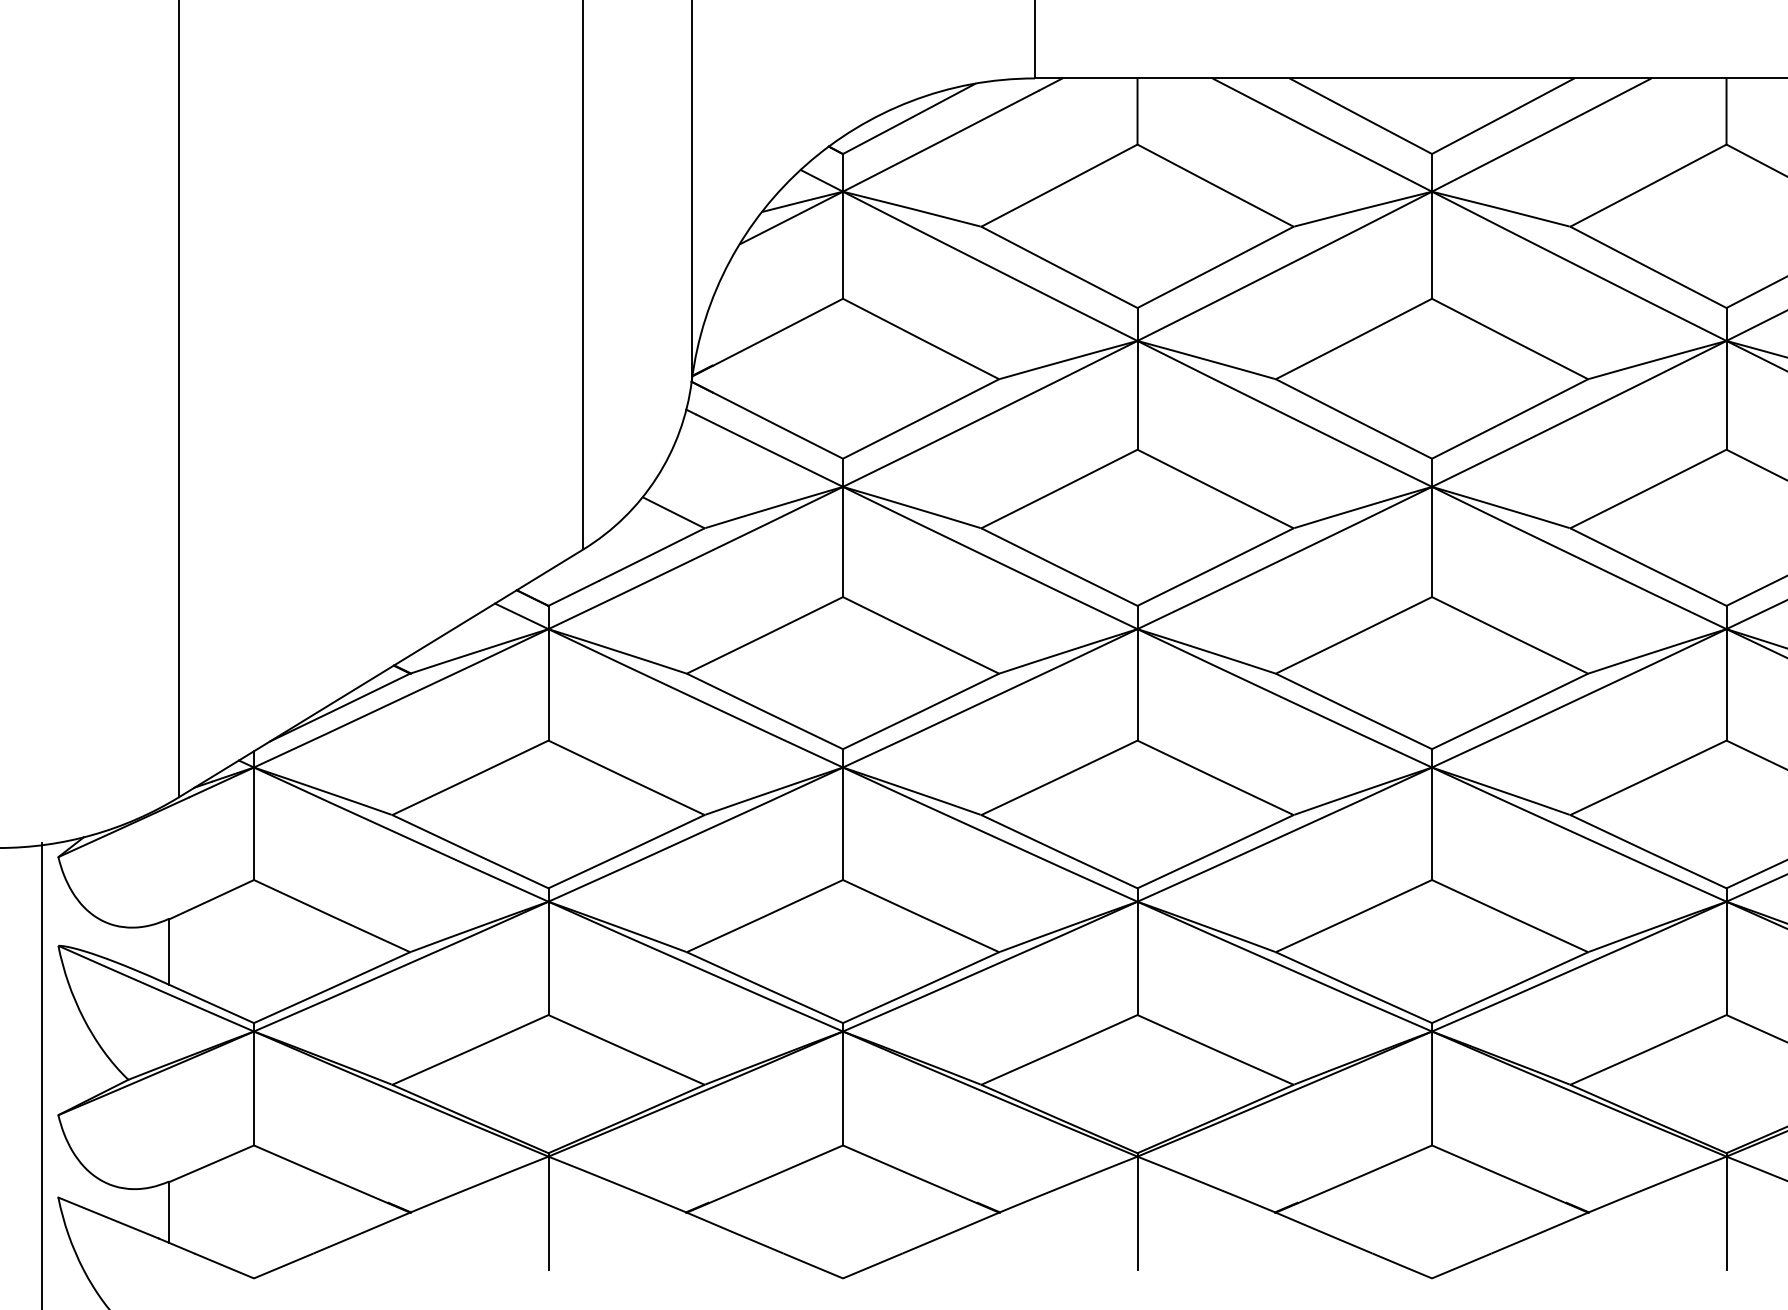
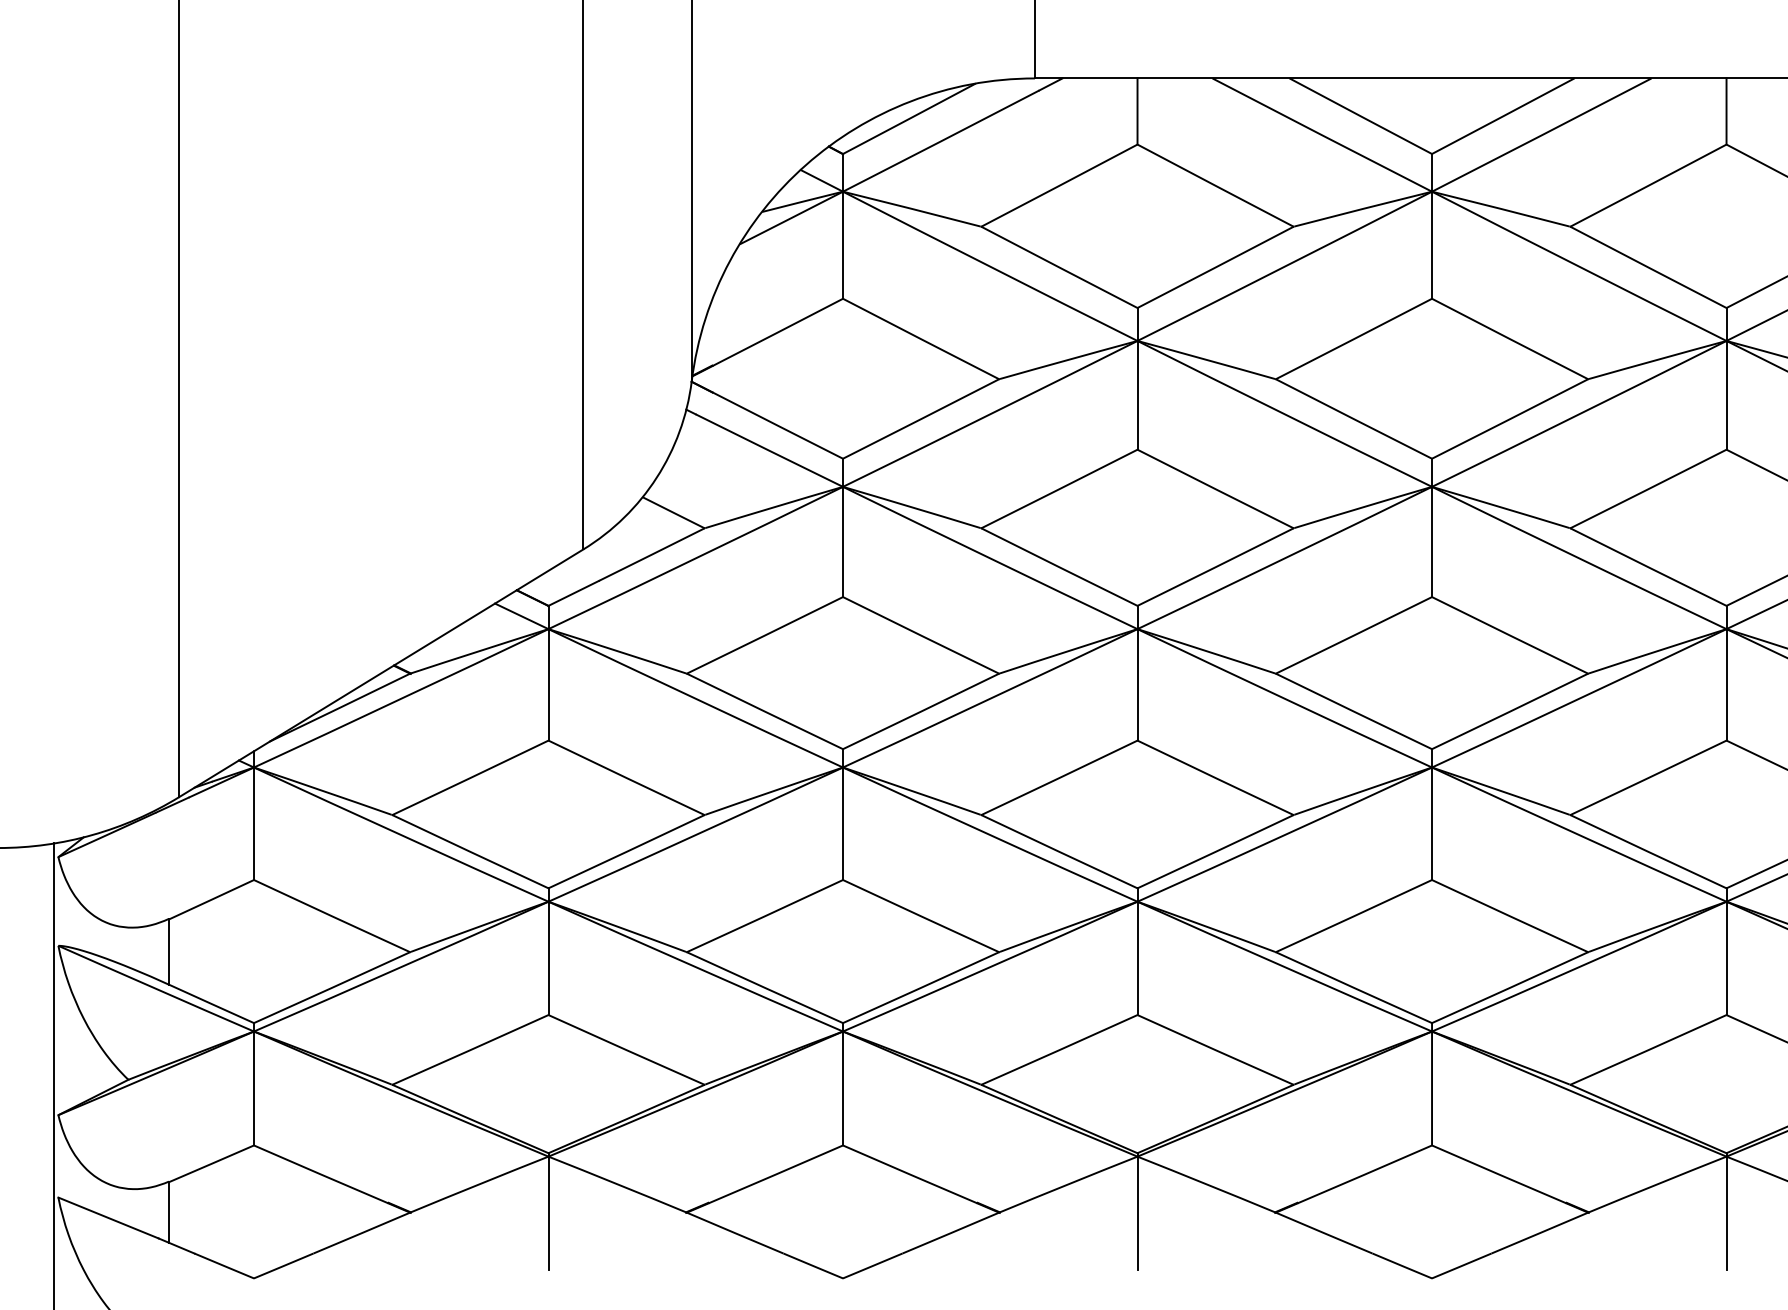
line position: (41, 1074) -> (53, 1074) (53, 1074)
